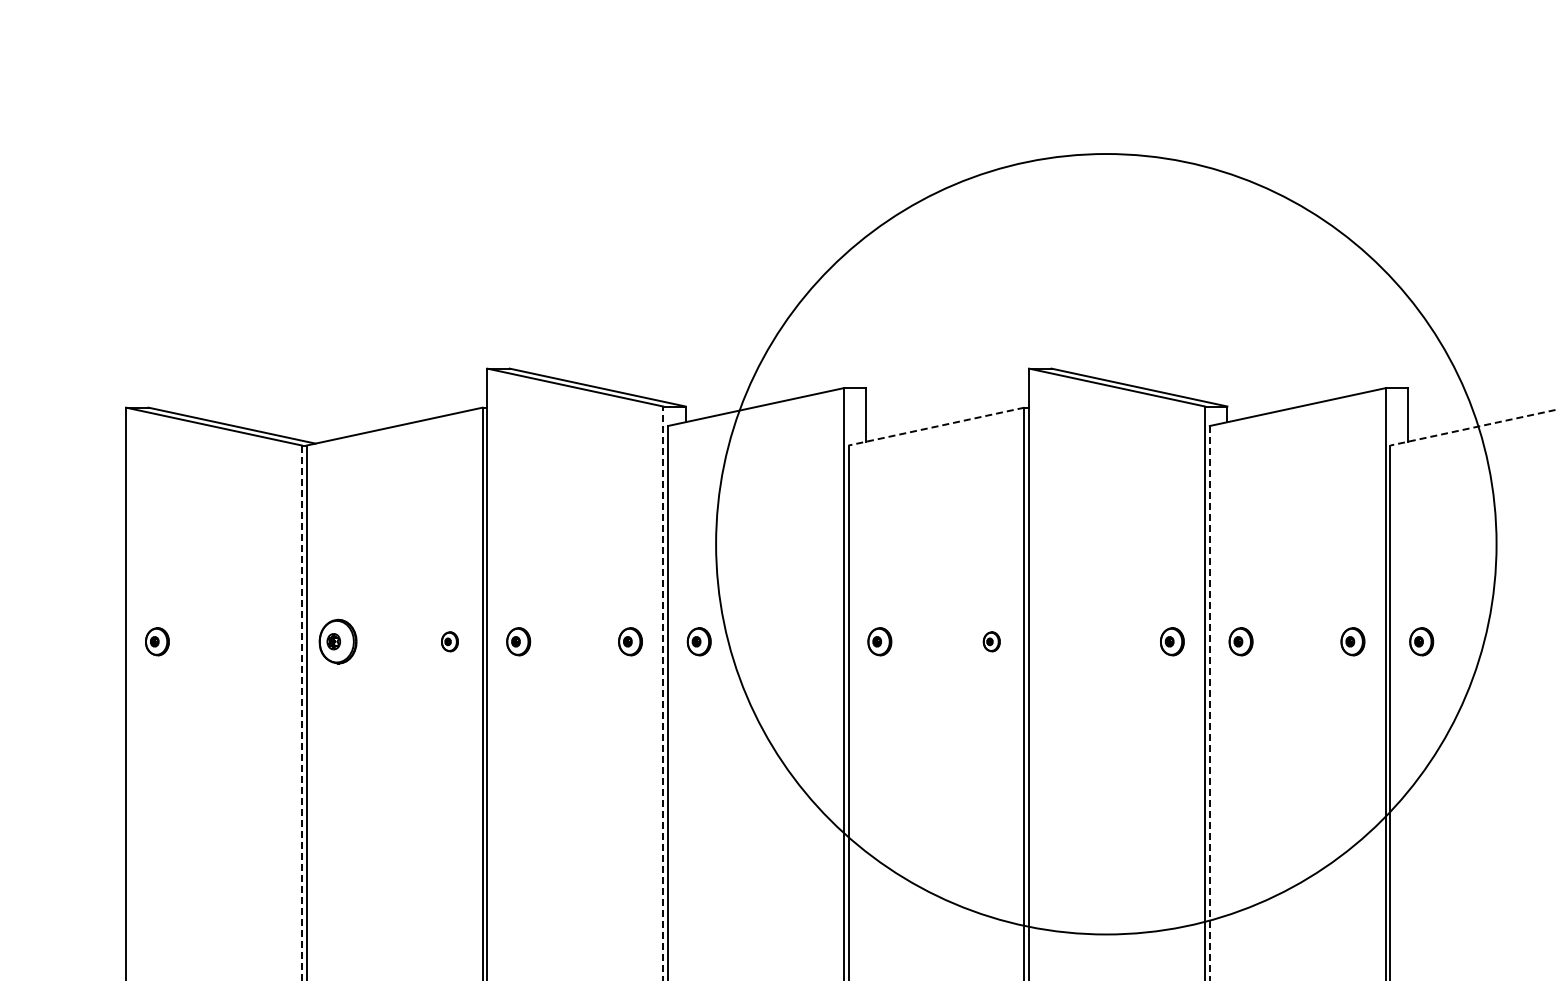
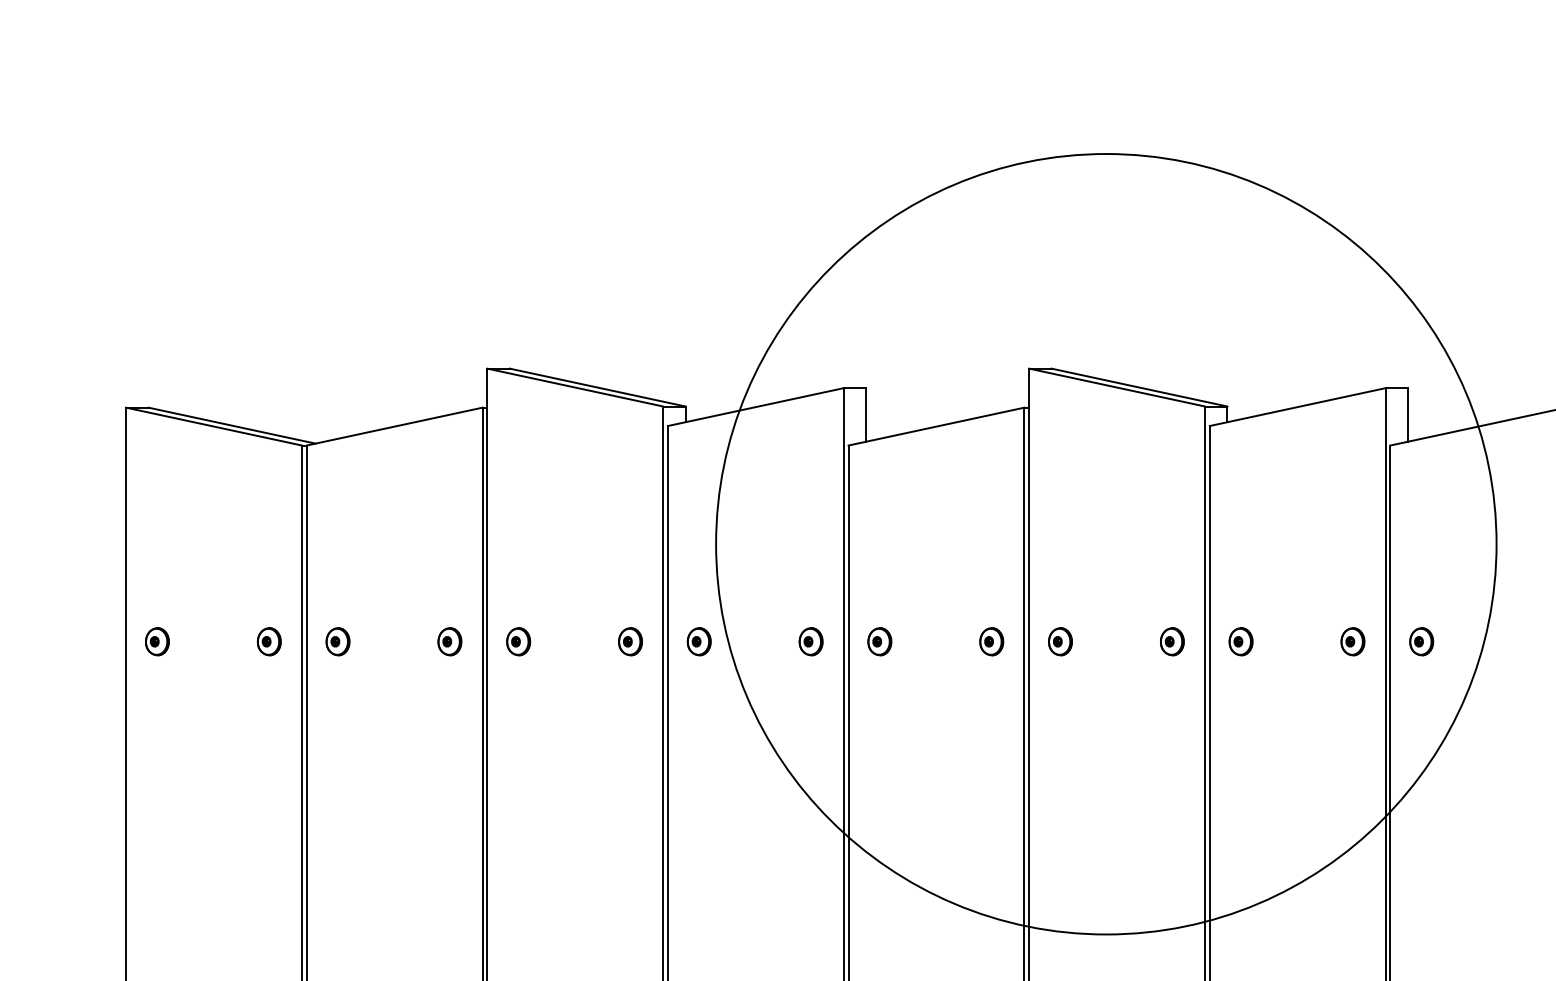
line: dashed -> solid (936, 426)
line: dashed -> solid (1472, 427)
part: none -> present (268, 641)
part size: 40x47 px -> 26x30 px (337, 641)
part size: 18x22 px -> 26x30 px (449, 641)
part: none -> present (810, 641)
part size: 19x22 px -> 26x30 px (991, 641)
part: none -> present (1060, 641)
line: dashed -> solid (663, 693)
line: dashed -> solid (1209, 703)
line: dashed -> solid (301, 713)
